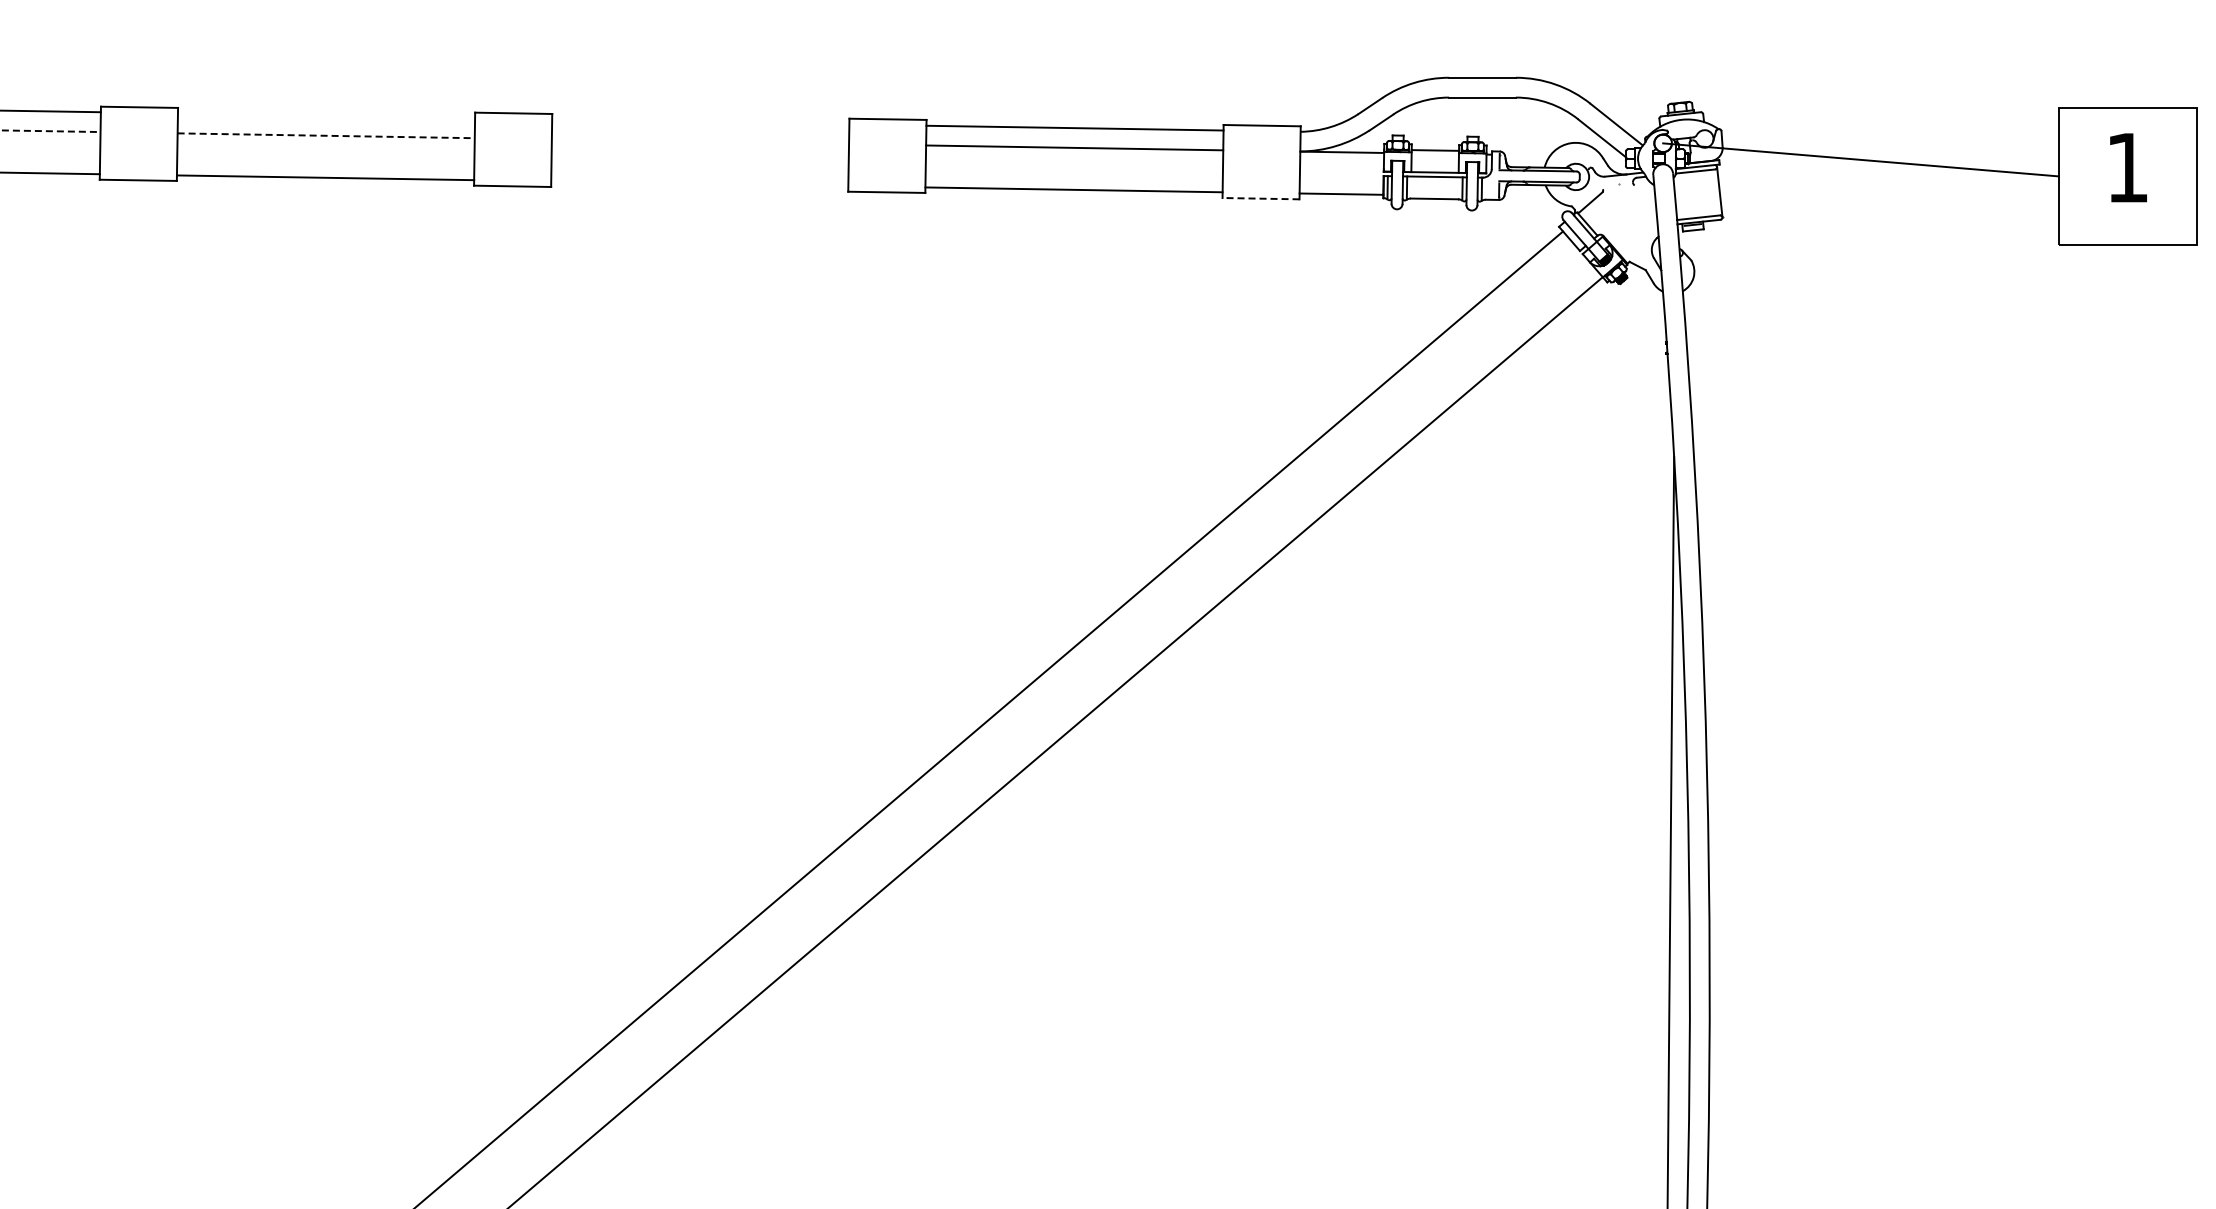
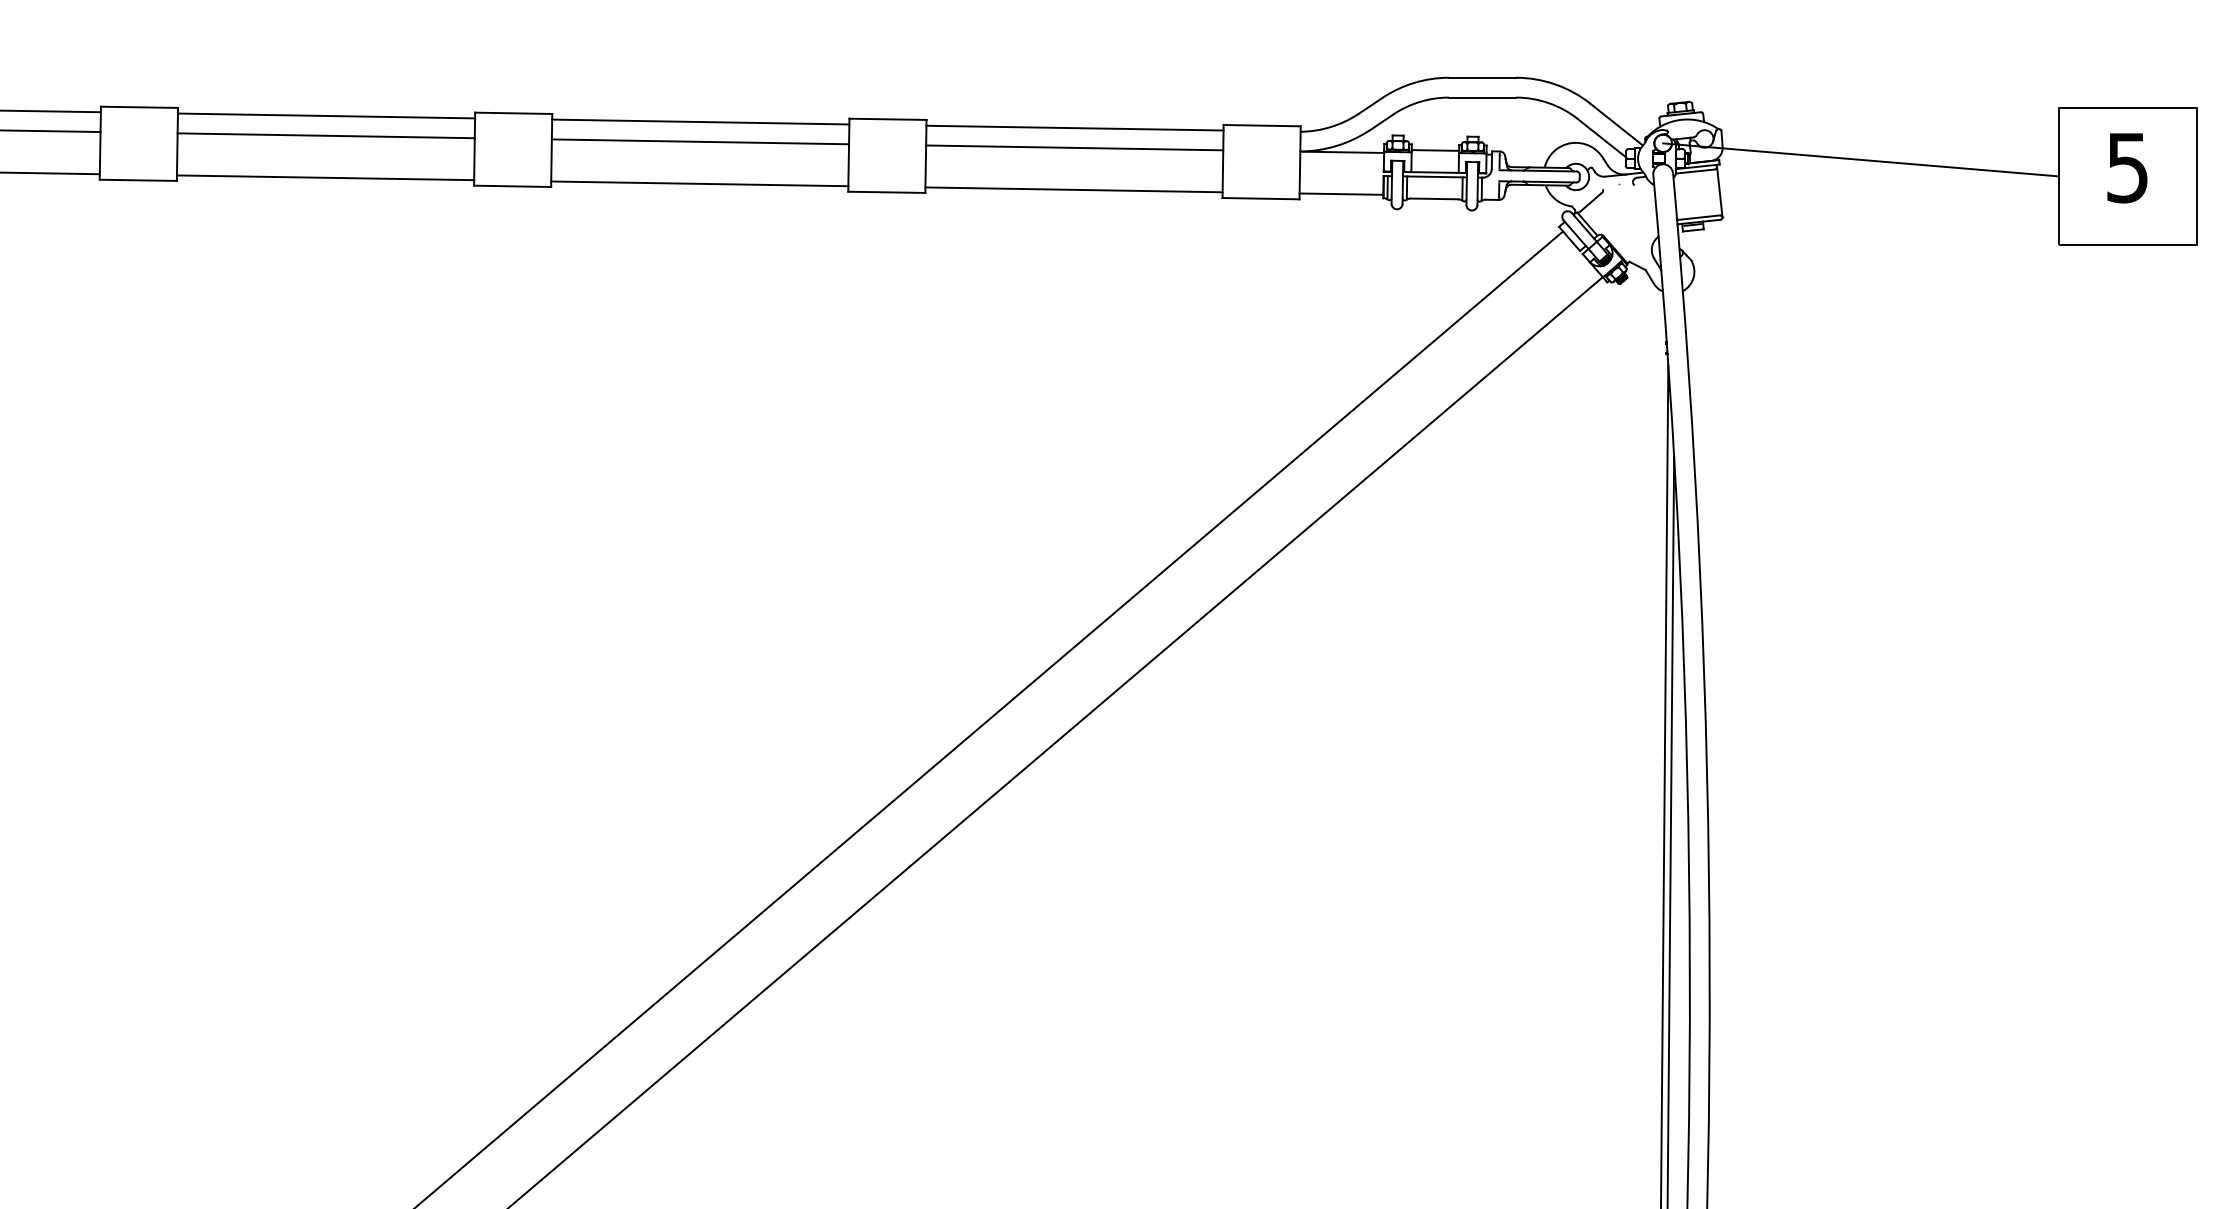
line: none -> present (326, 115)
line: none -> present (700, 121)
line: dashed -> solid (50, 131)
line: dashed -> solid (326, 135)
line: none -> present (700, 141)
text: 1 -> 5 (2127, 168)
line: none -> present (699, 183)
line: dashed -> solid (1260, 198)
line: none -> present (1664, 785)
